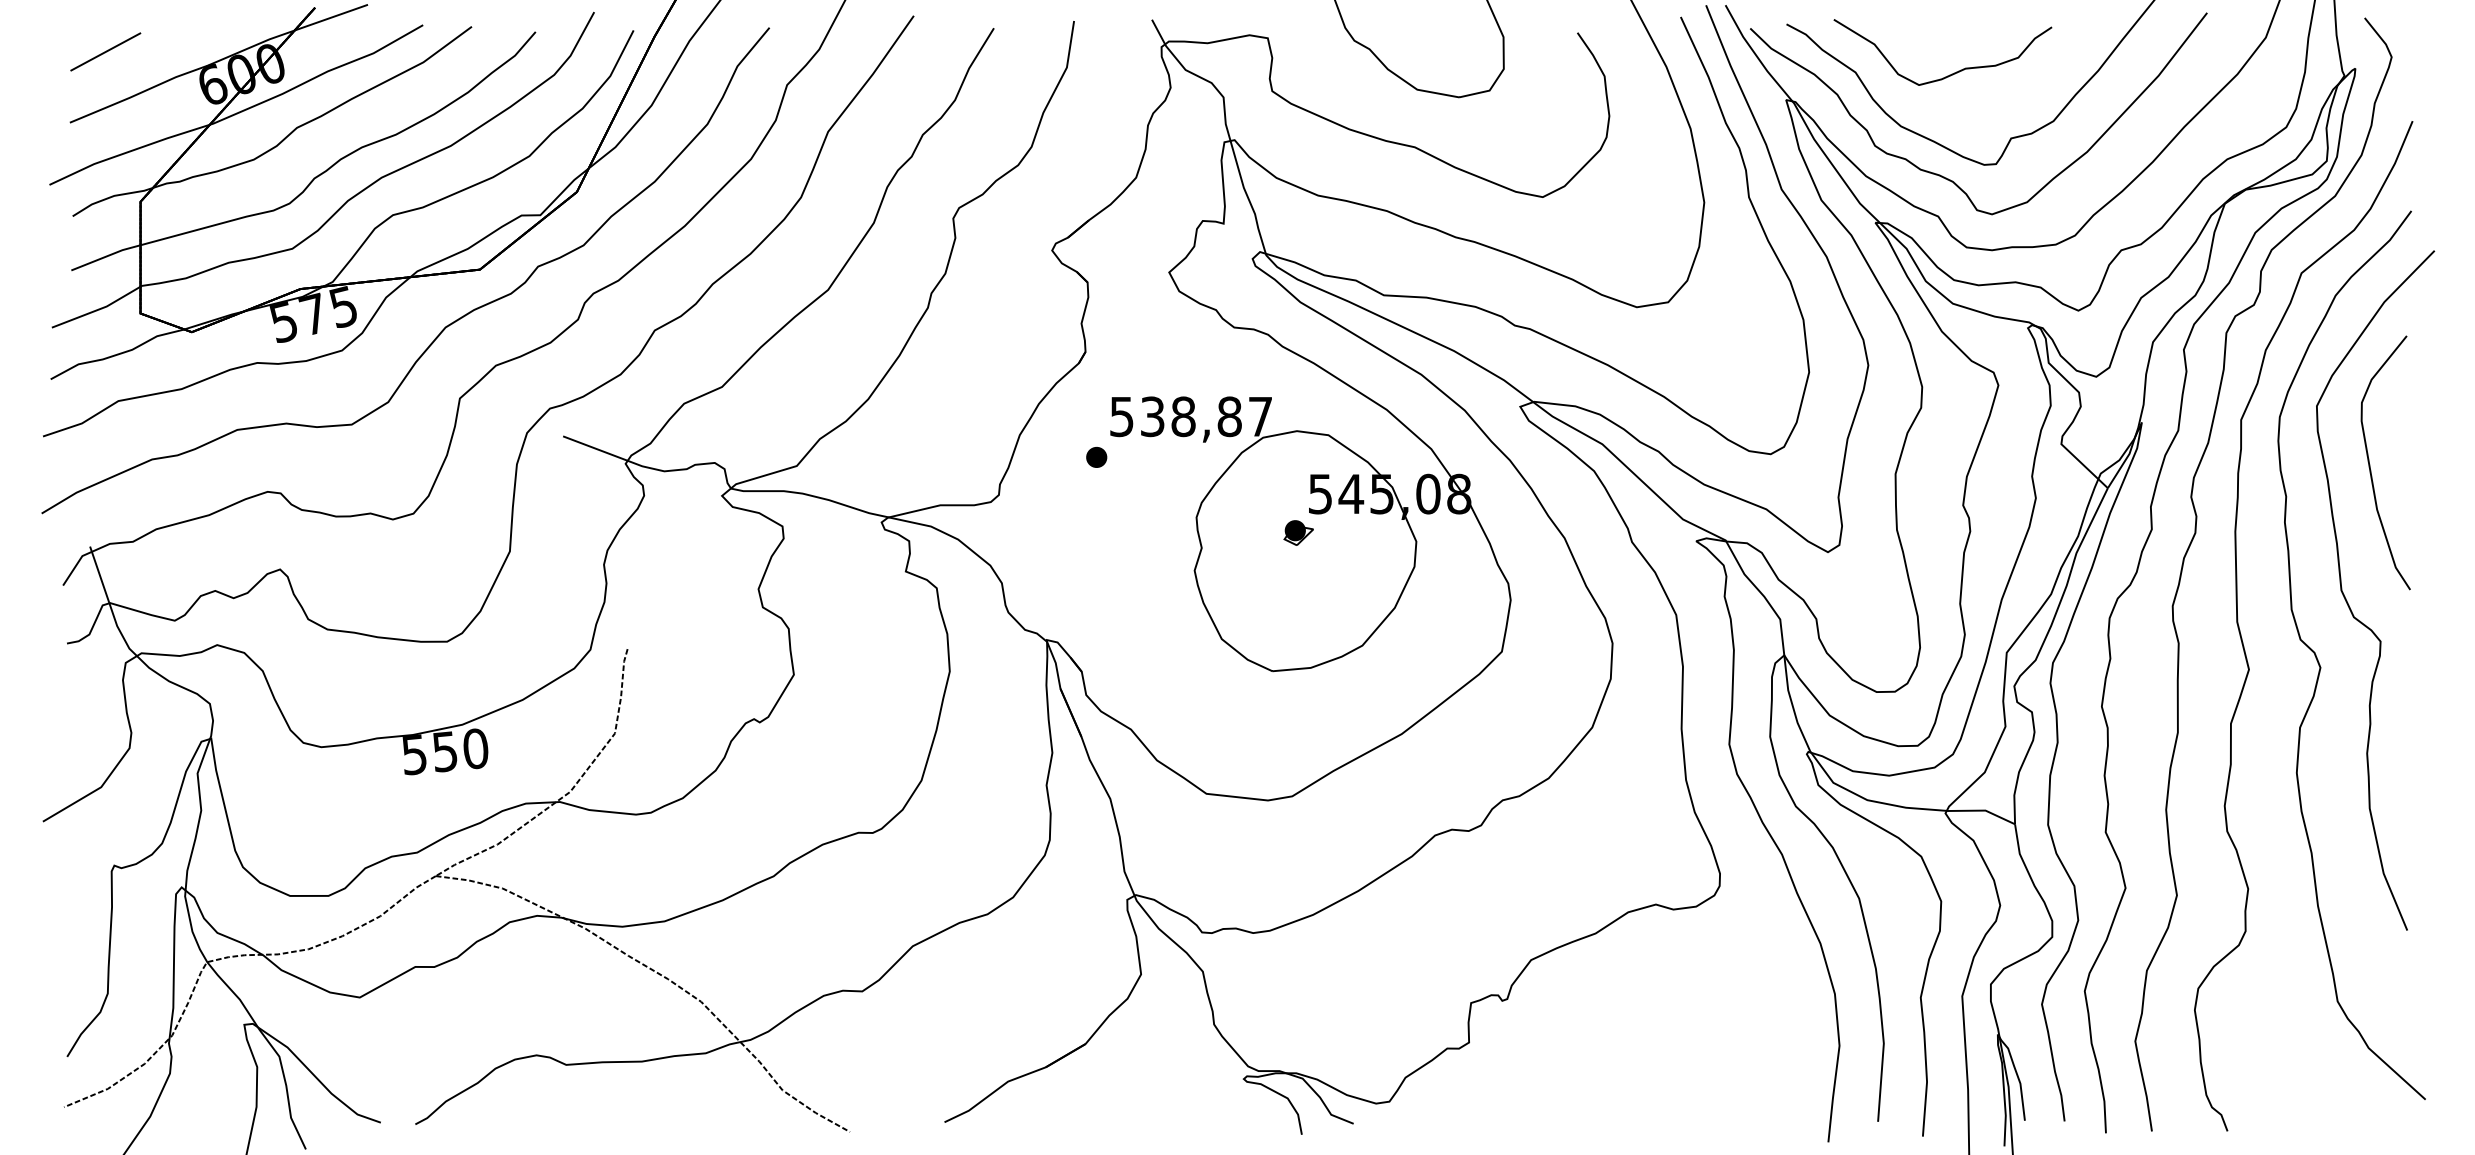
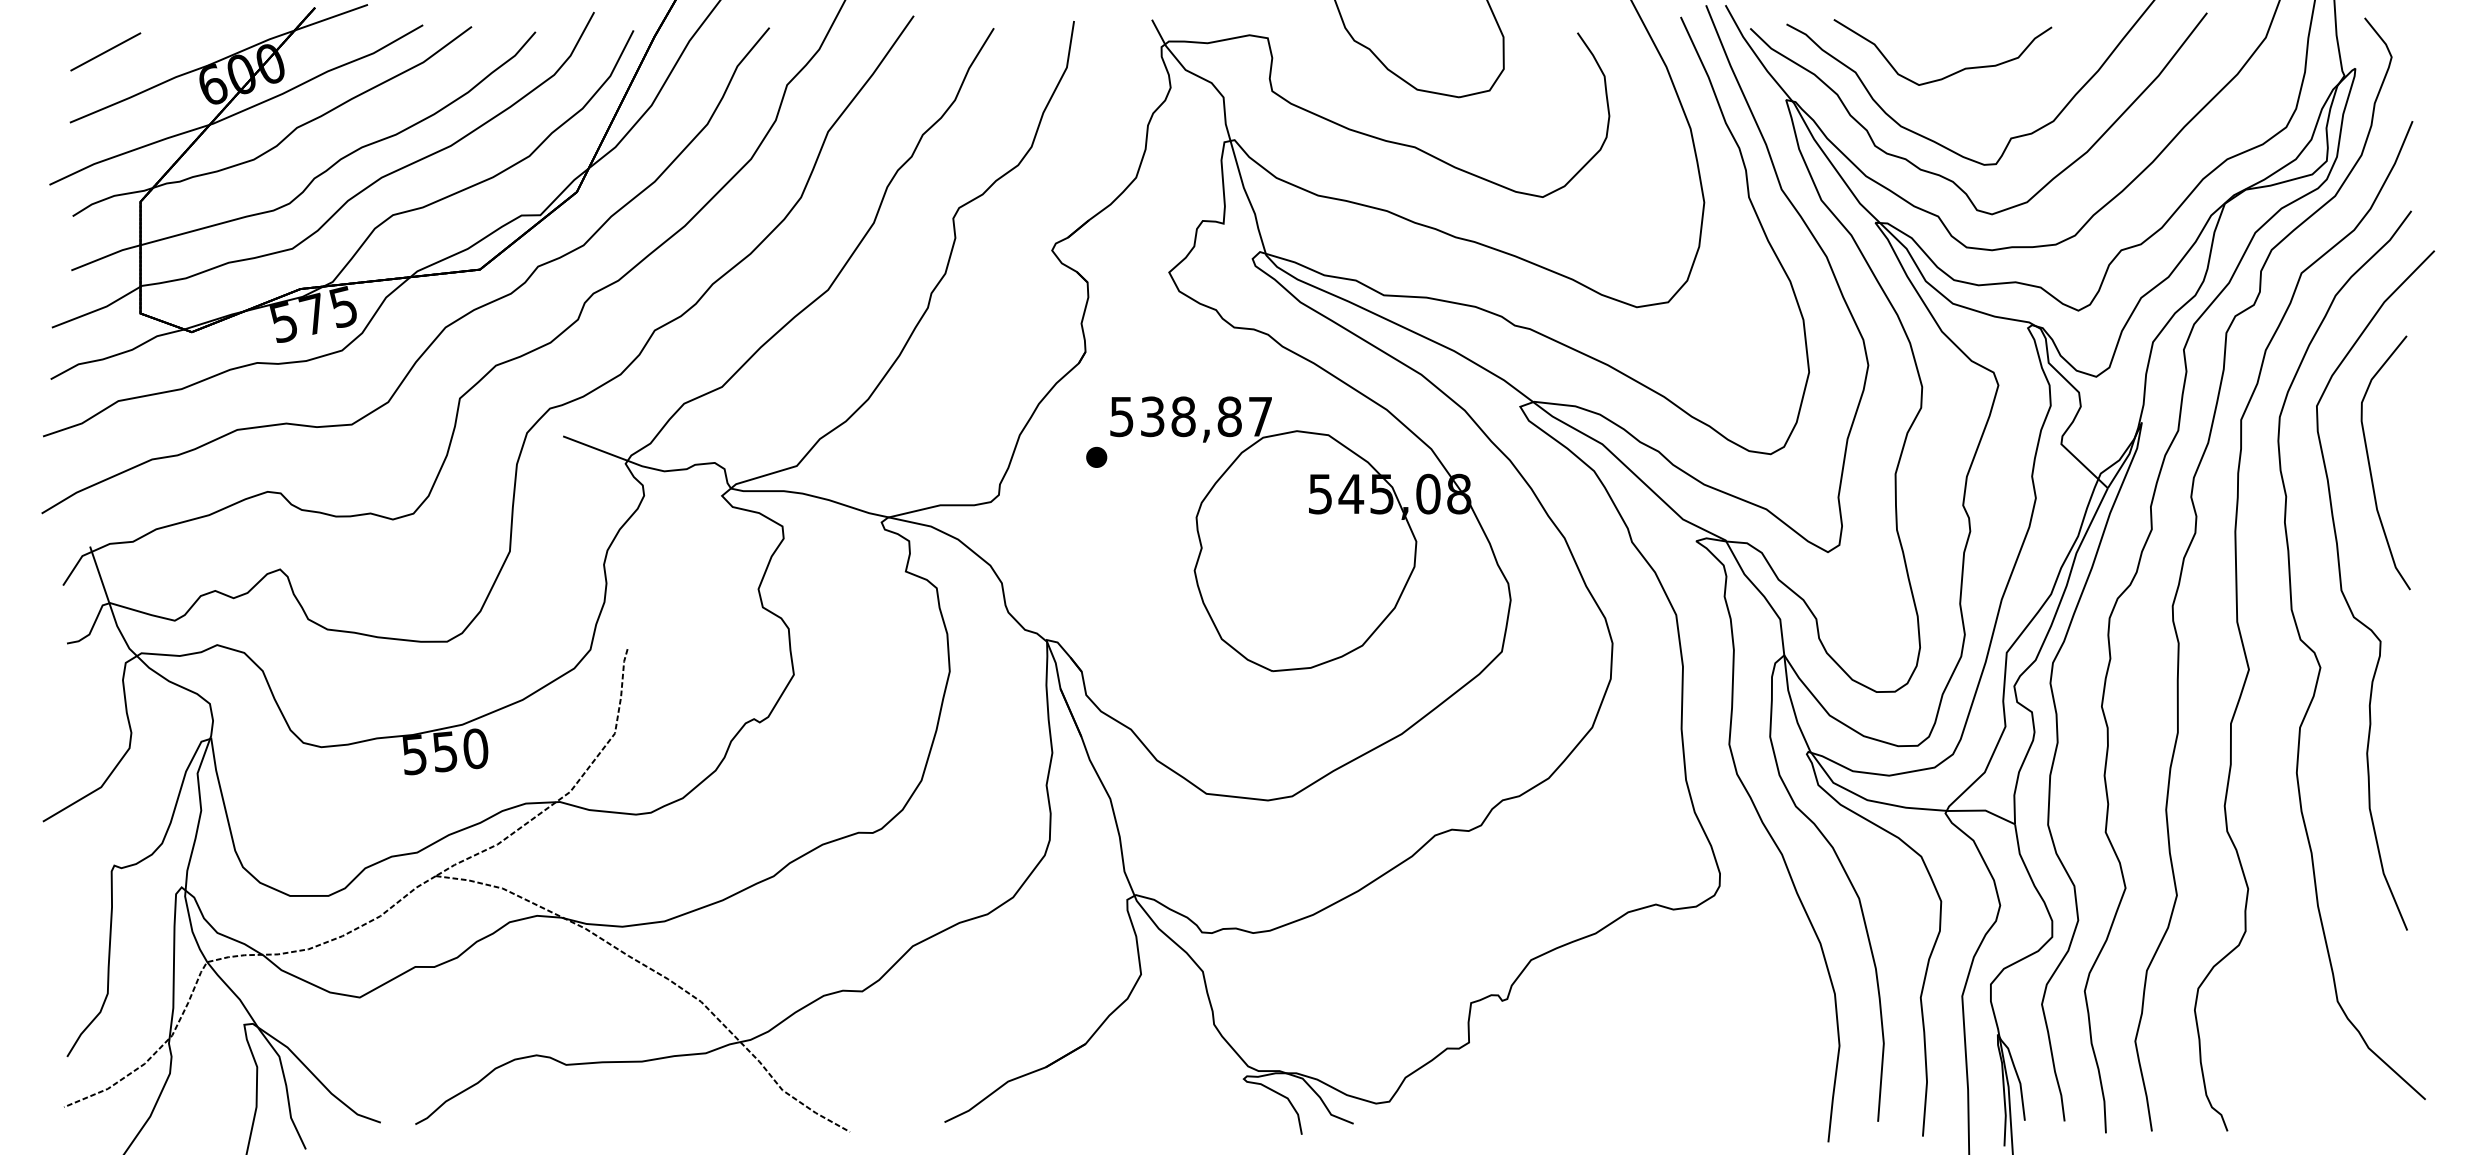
part: present -> none (1298, 532)
